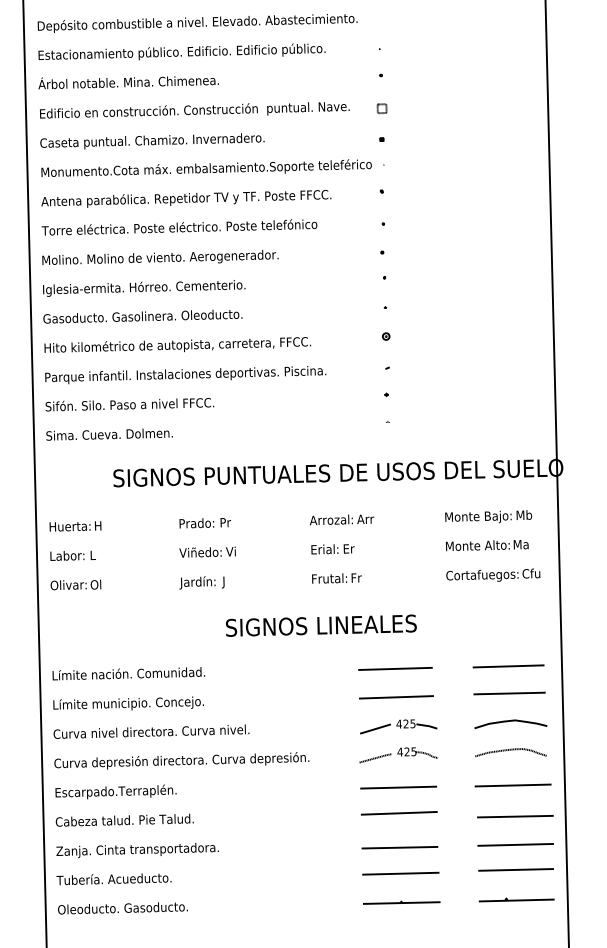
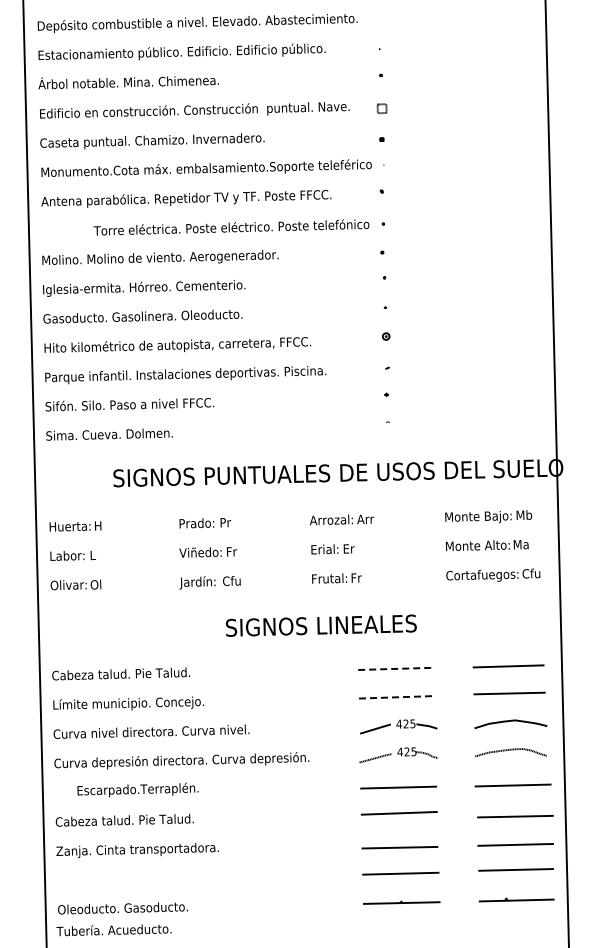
text position: (179, 227) -> (231, 227) (231, 227)
text: Vi -> Fr (231, 551)
text: J -> Cfu (231, 582)
line: solid -> dashed (395, 668)
text: Límite nación. Comunidad. -> Cabeza talud. Pie Talud. (128, 673)
line: solid -> dashed (396, 697)
text position: (115, 791) -> (137, 789) (137, 789)
text position: (113, 879) -> (113, 930) (113, 930)
